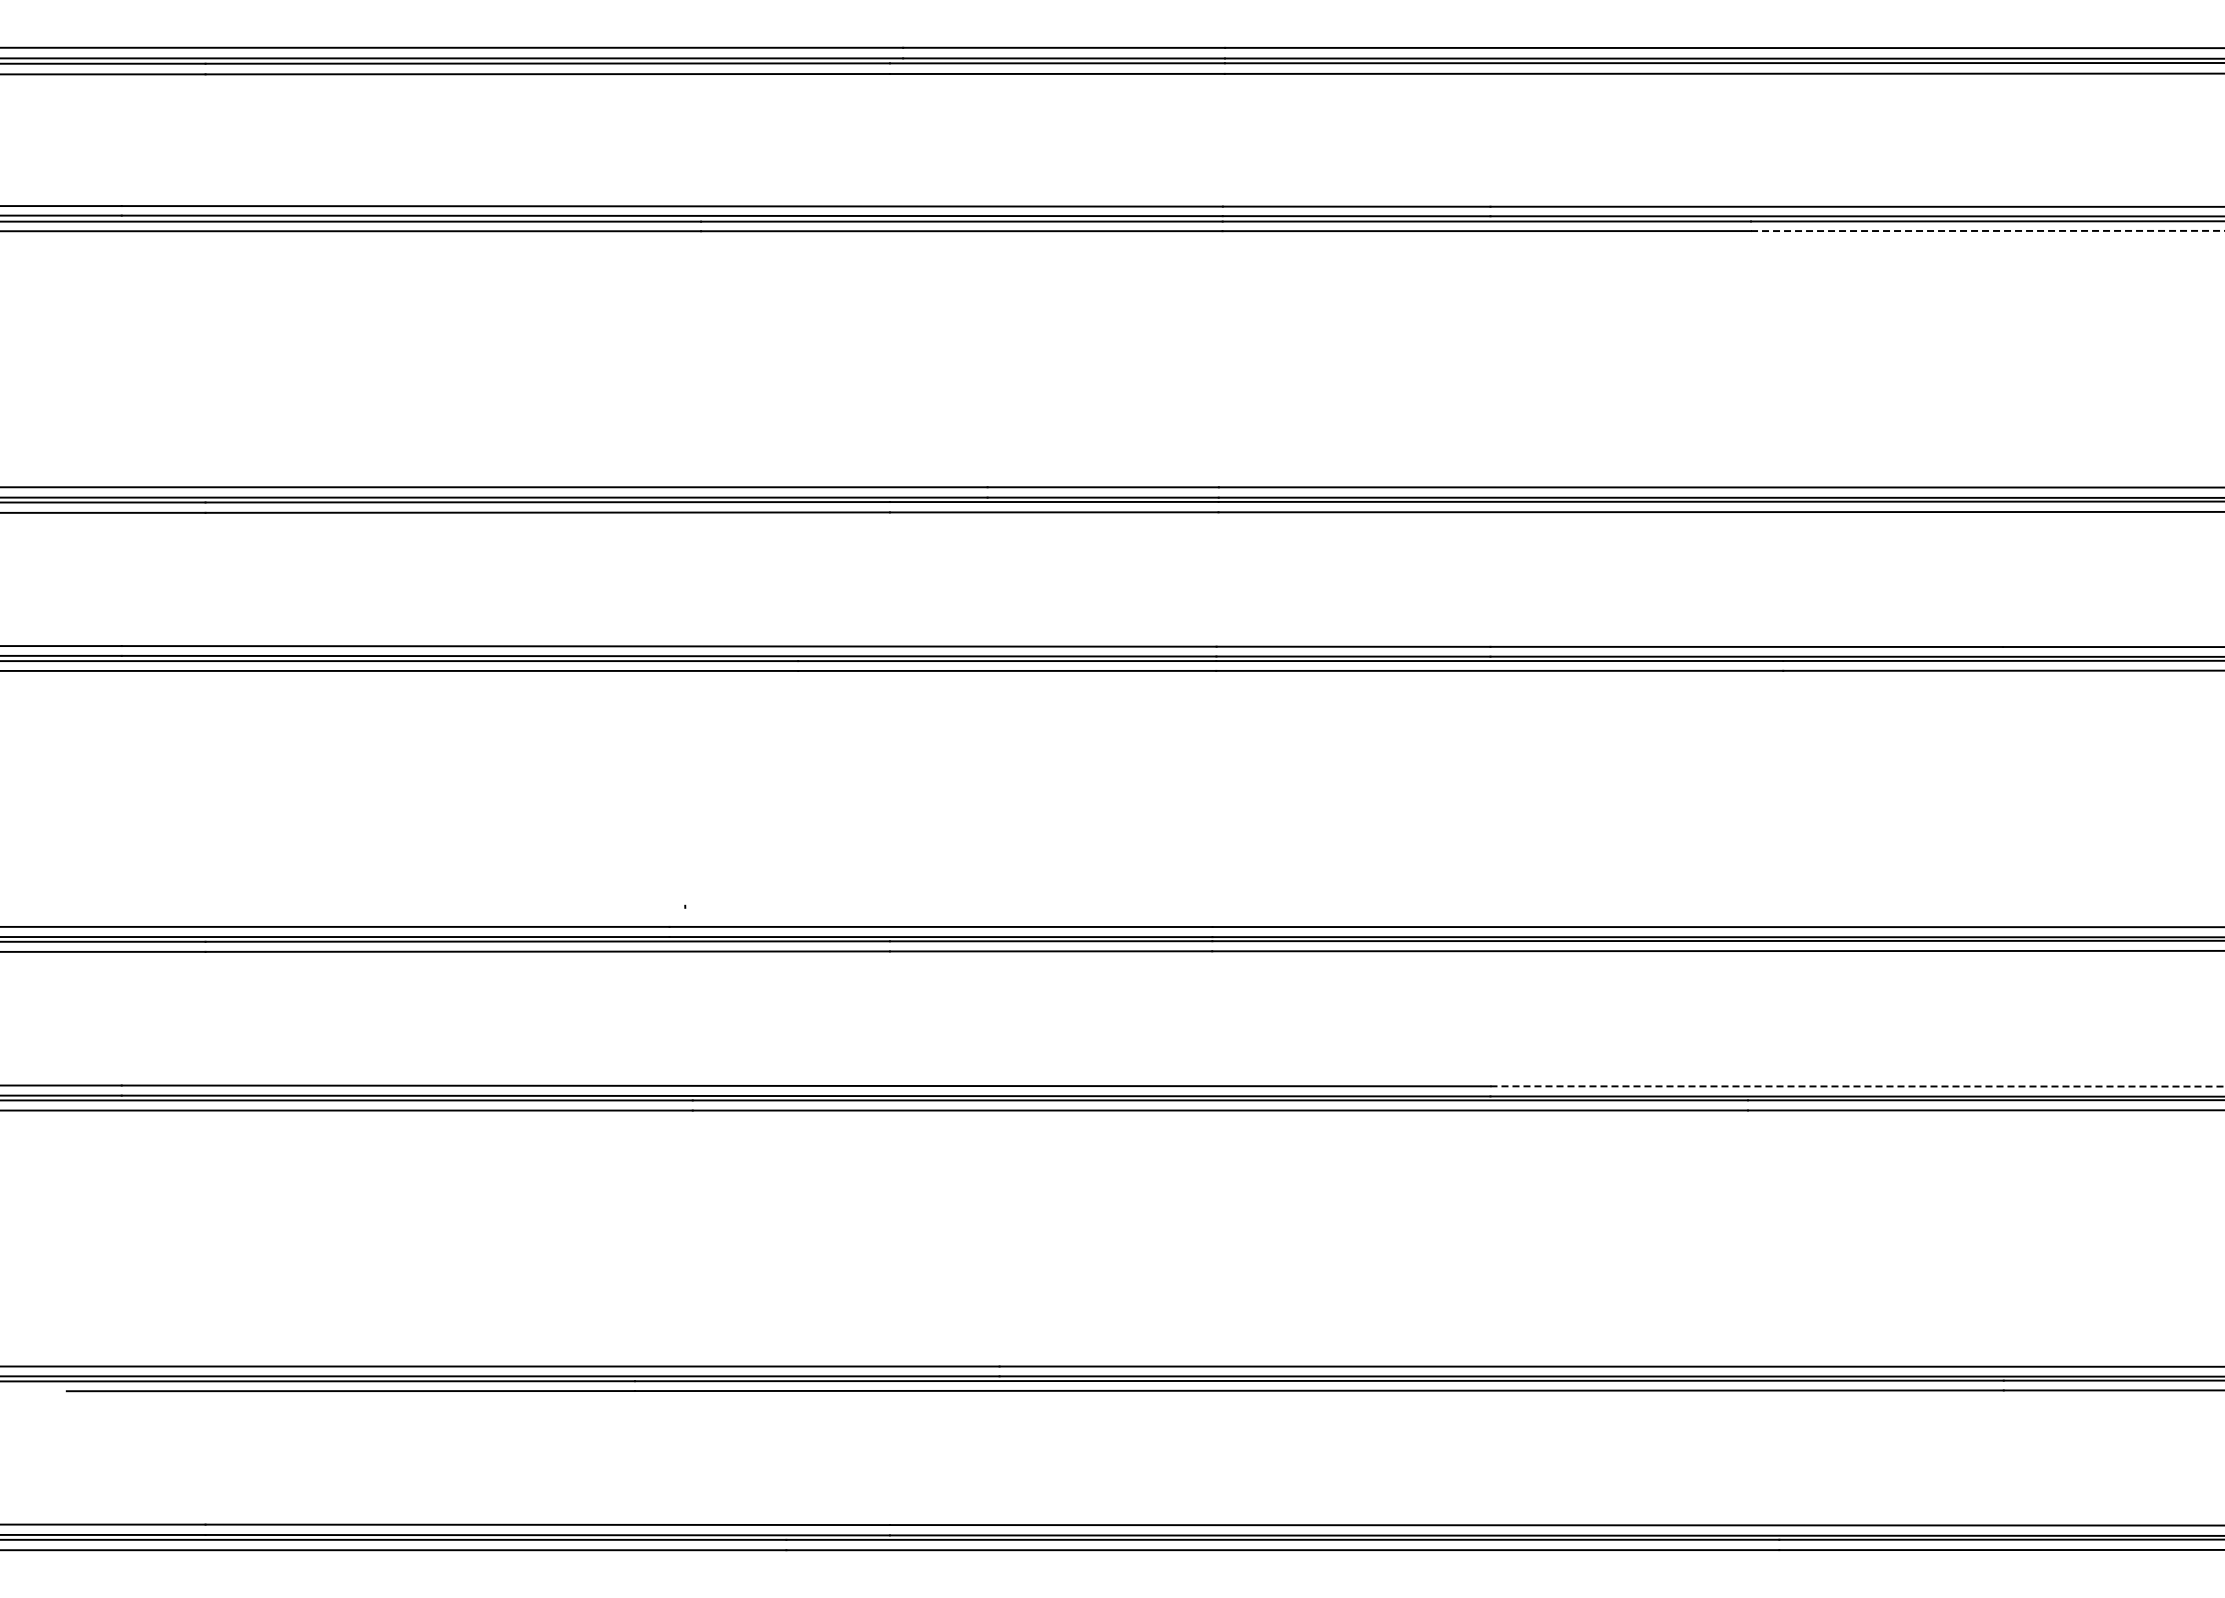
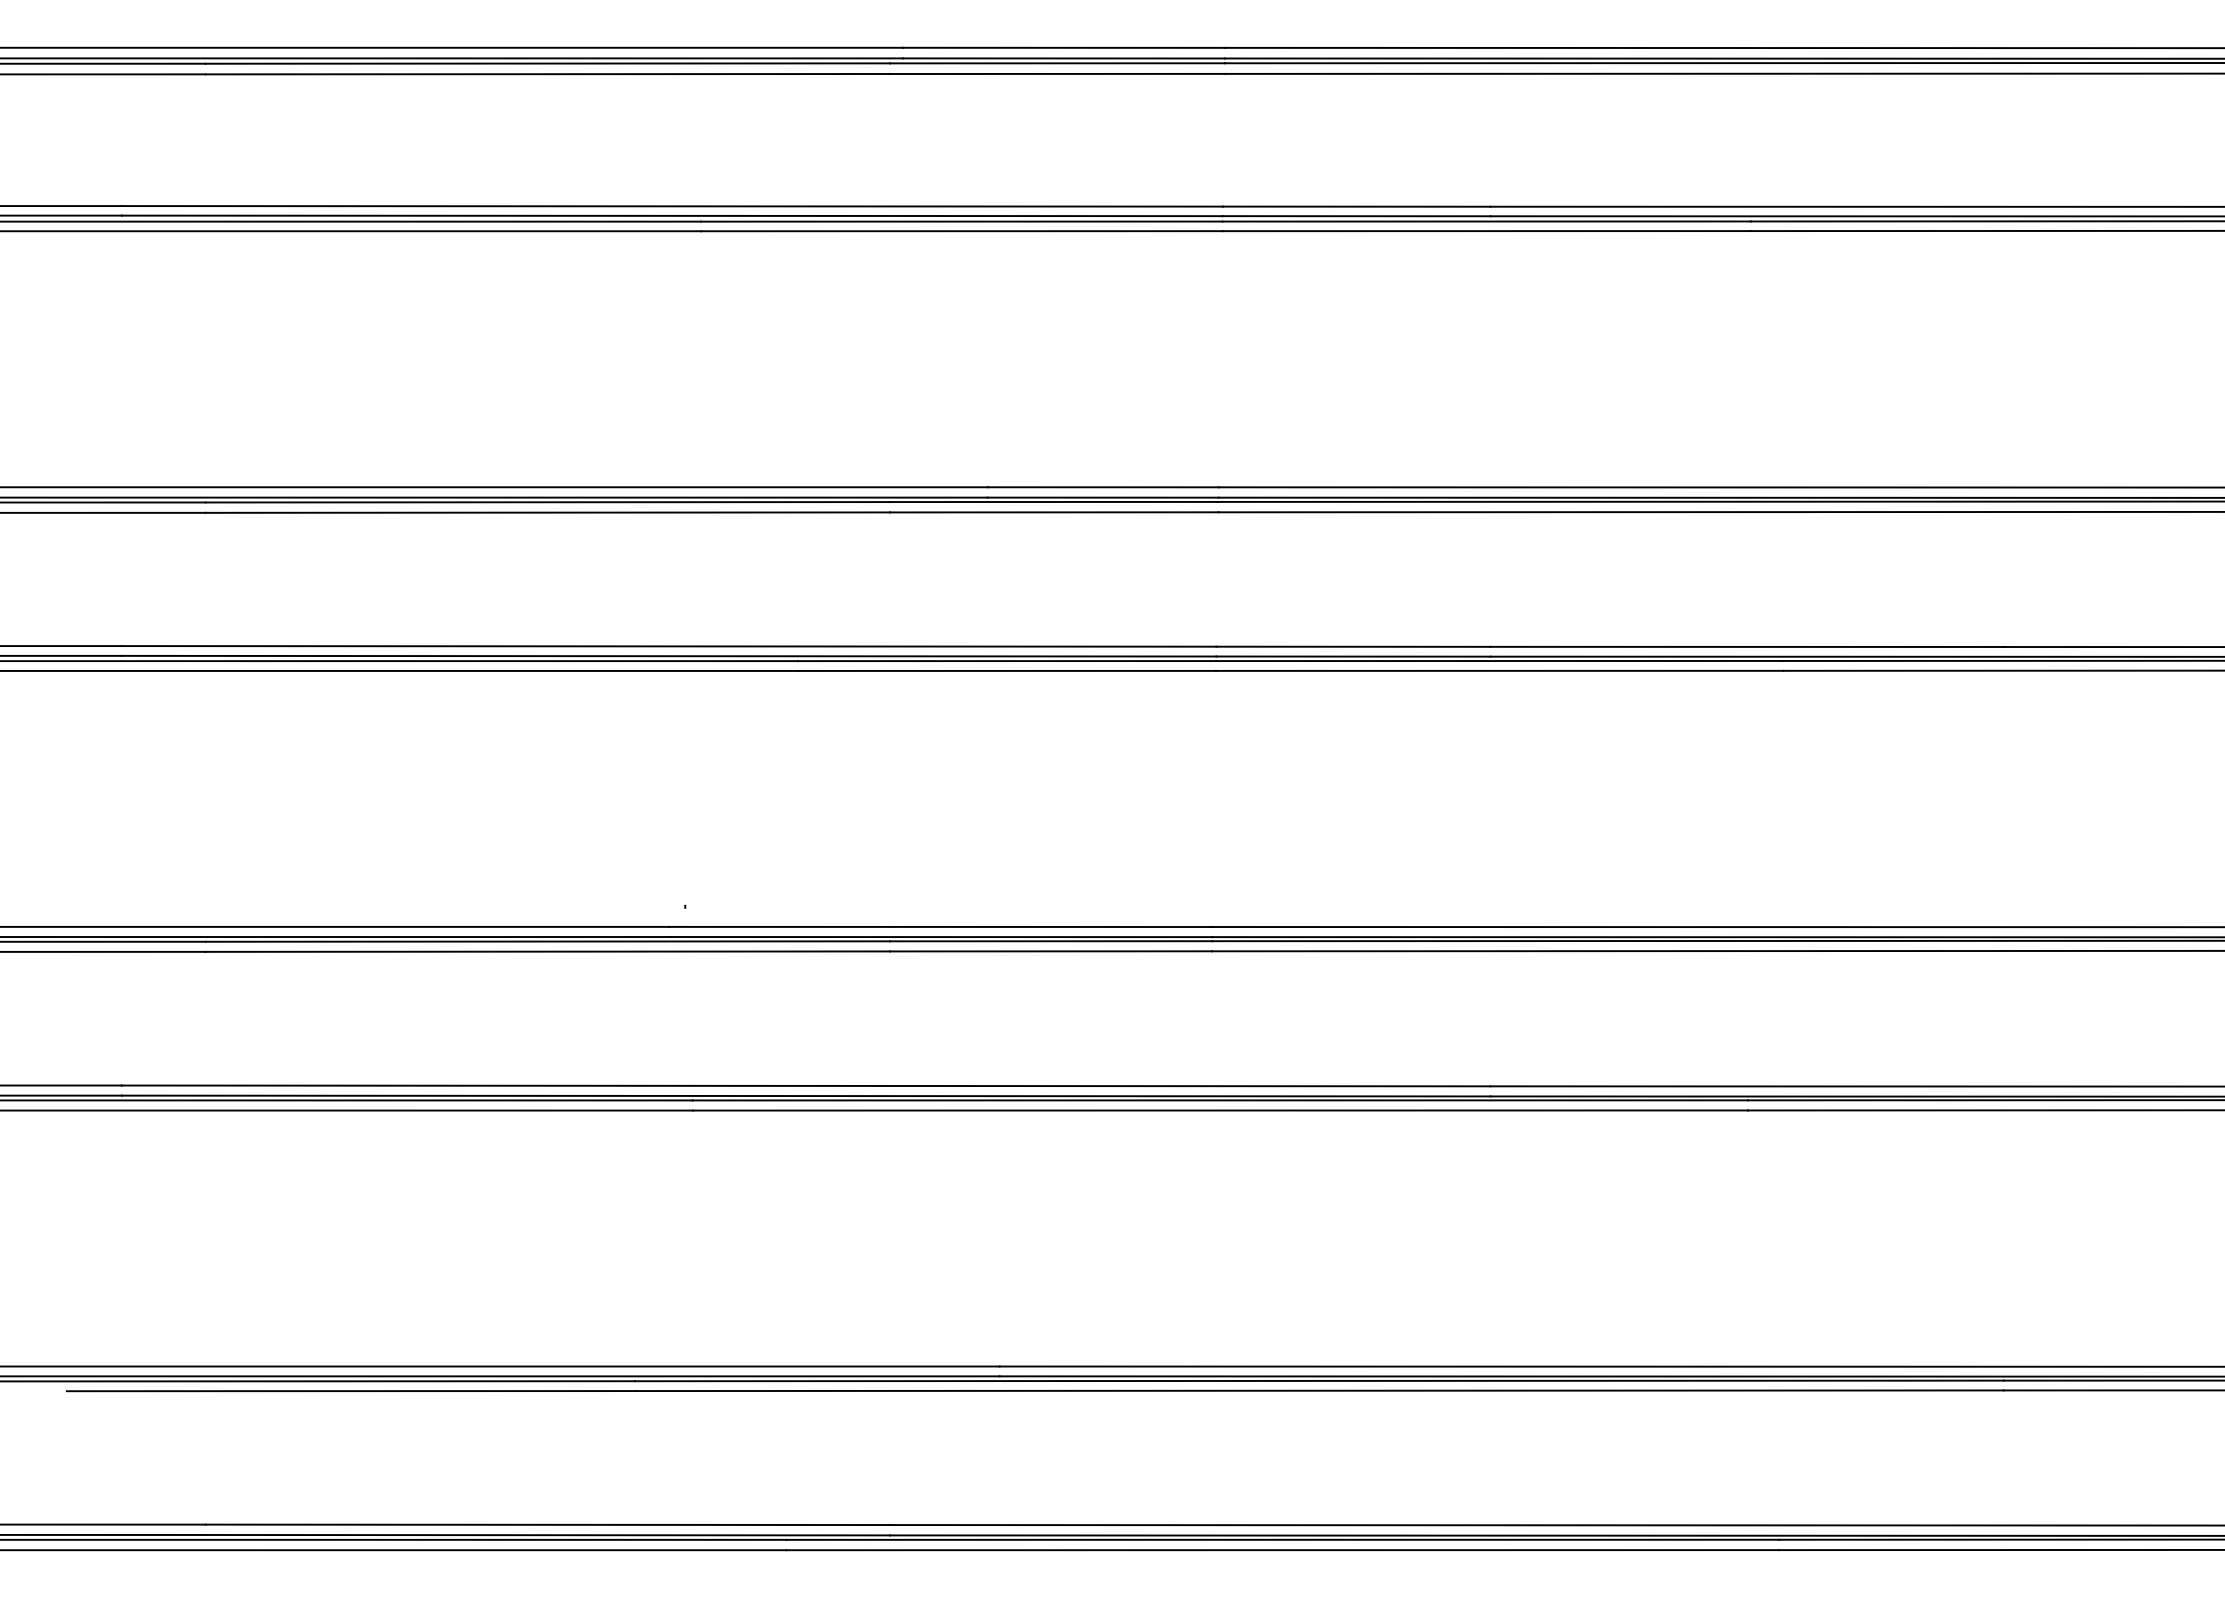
line: dashed -> solid (1988, 230)
line: dashed -> solid (1858, 1086)
